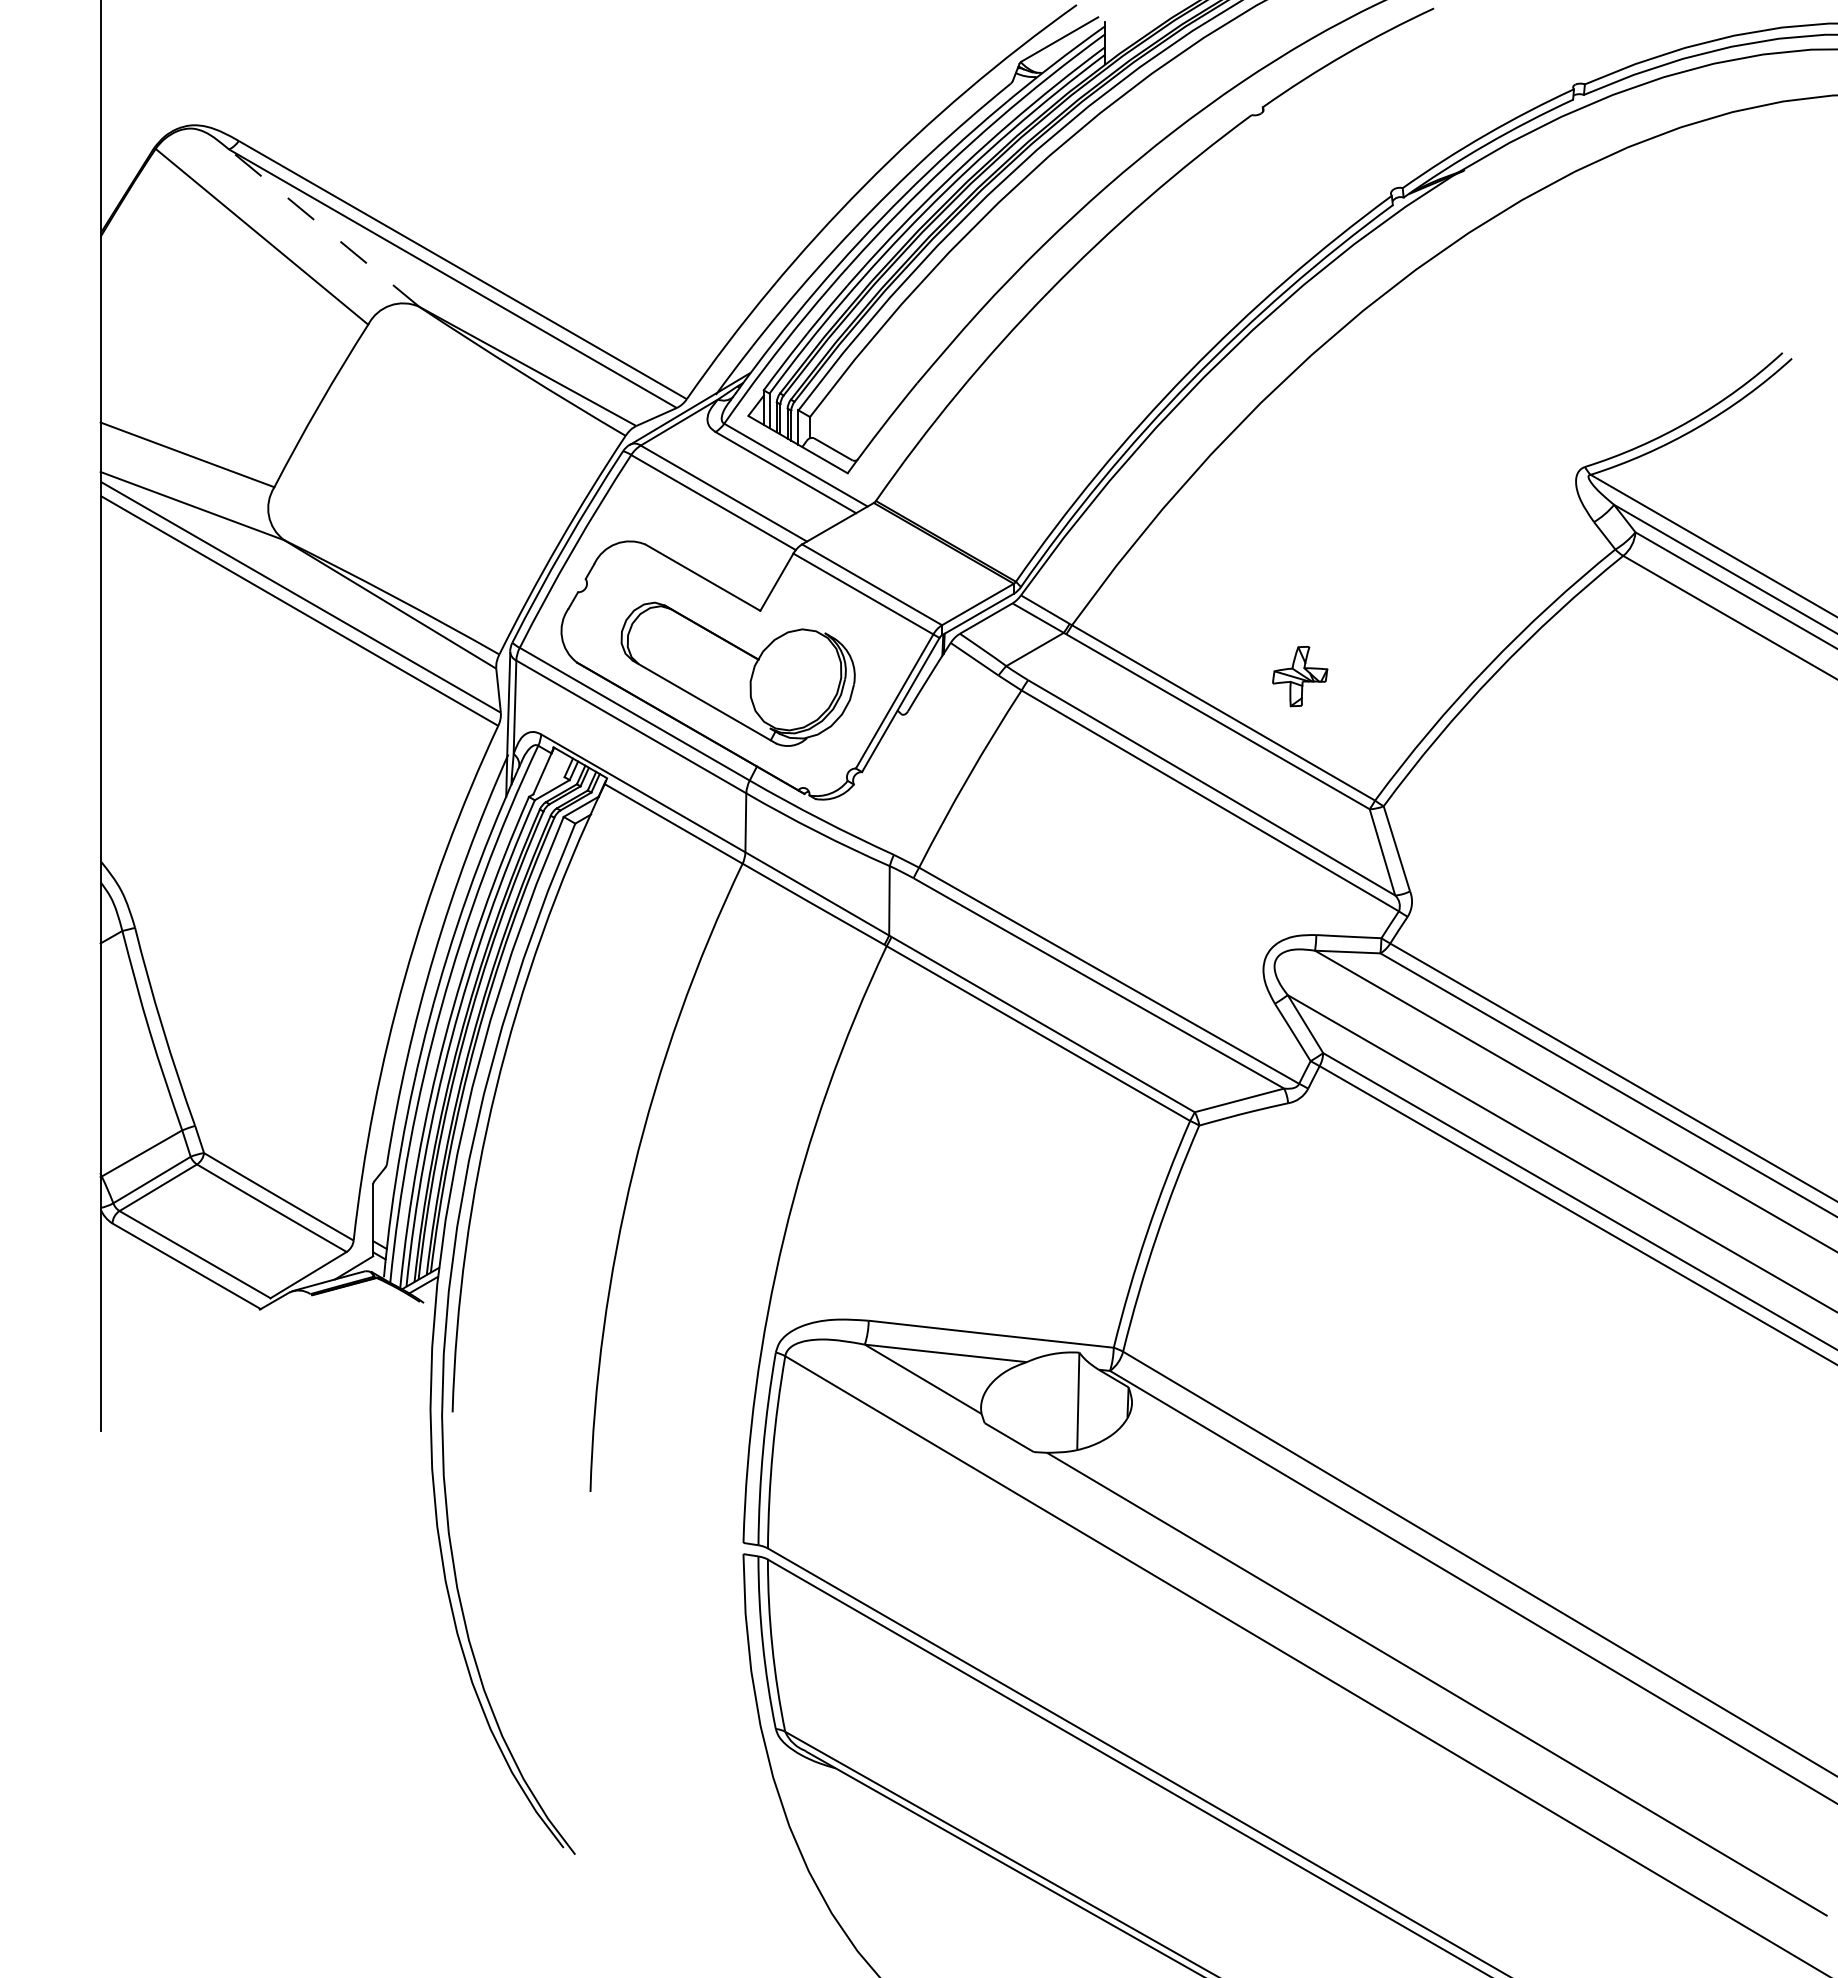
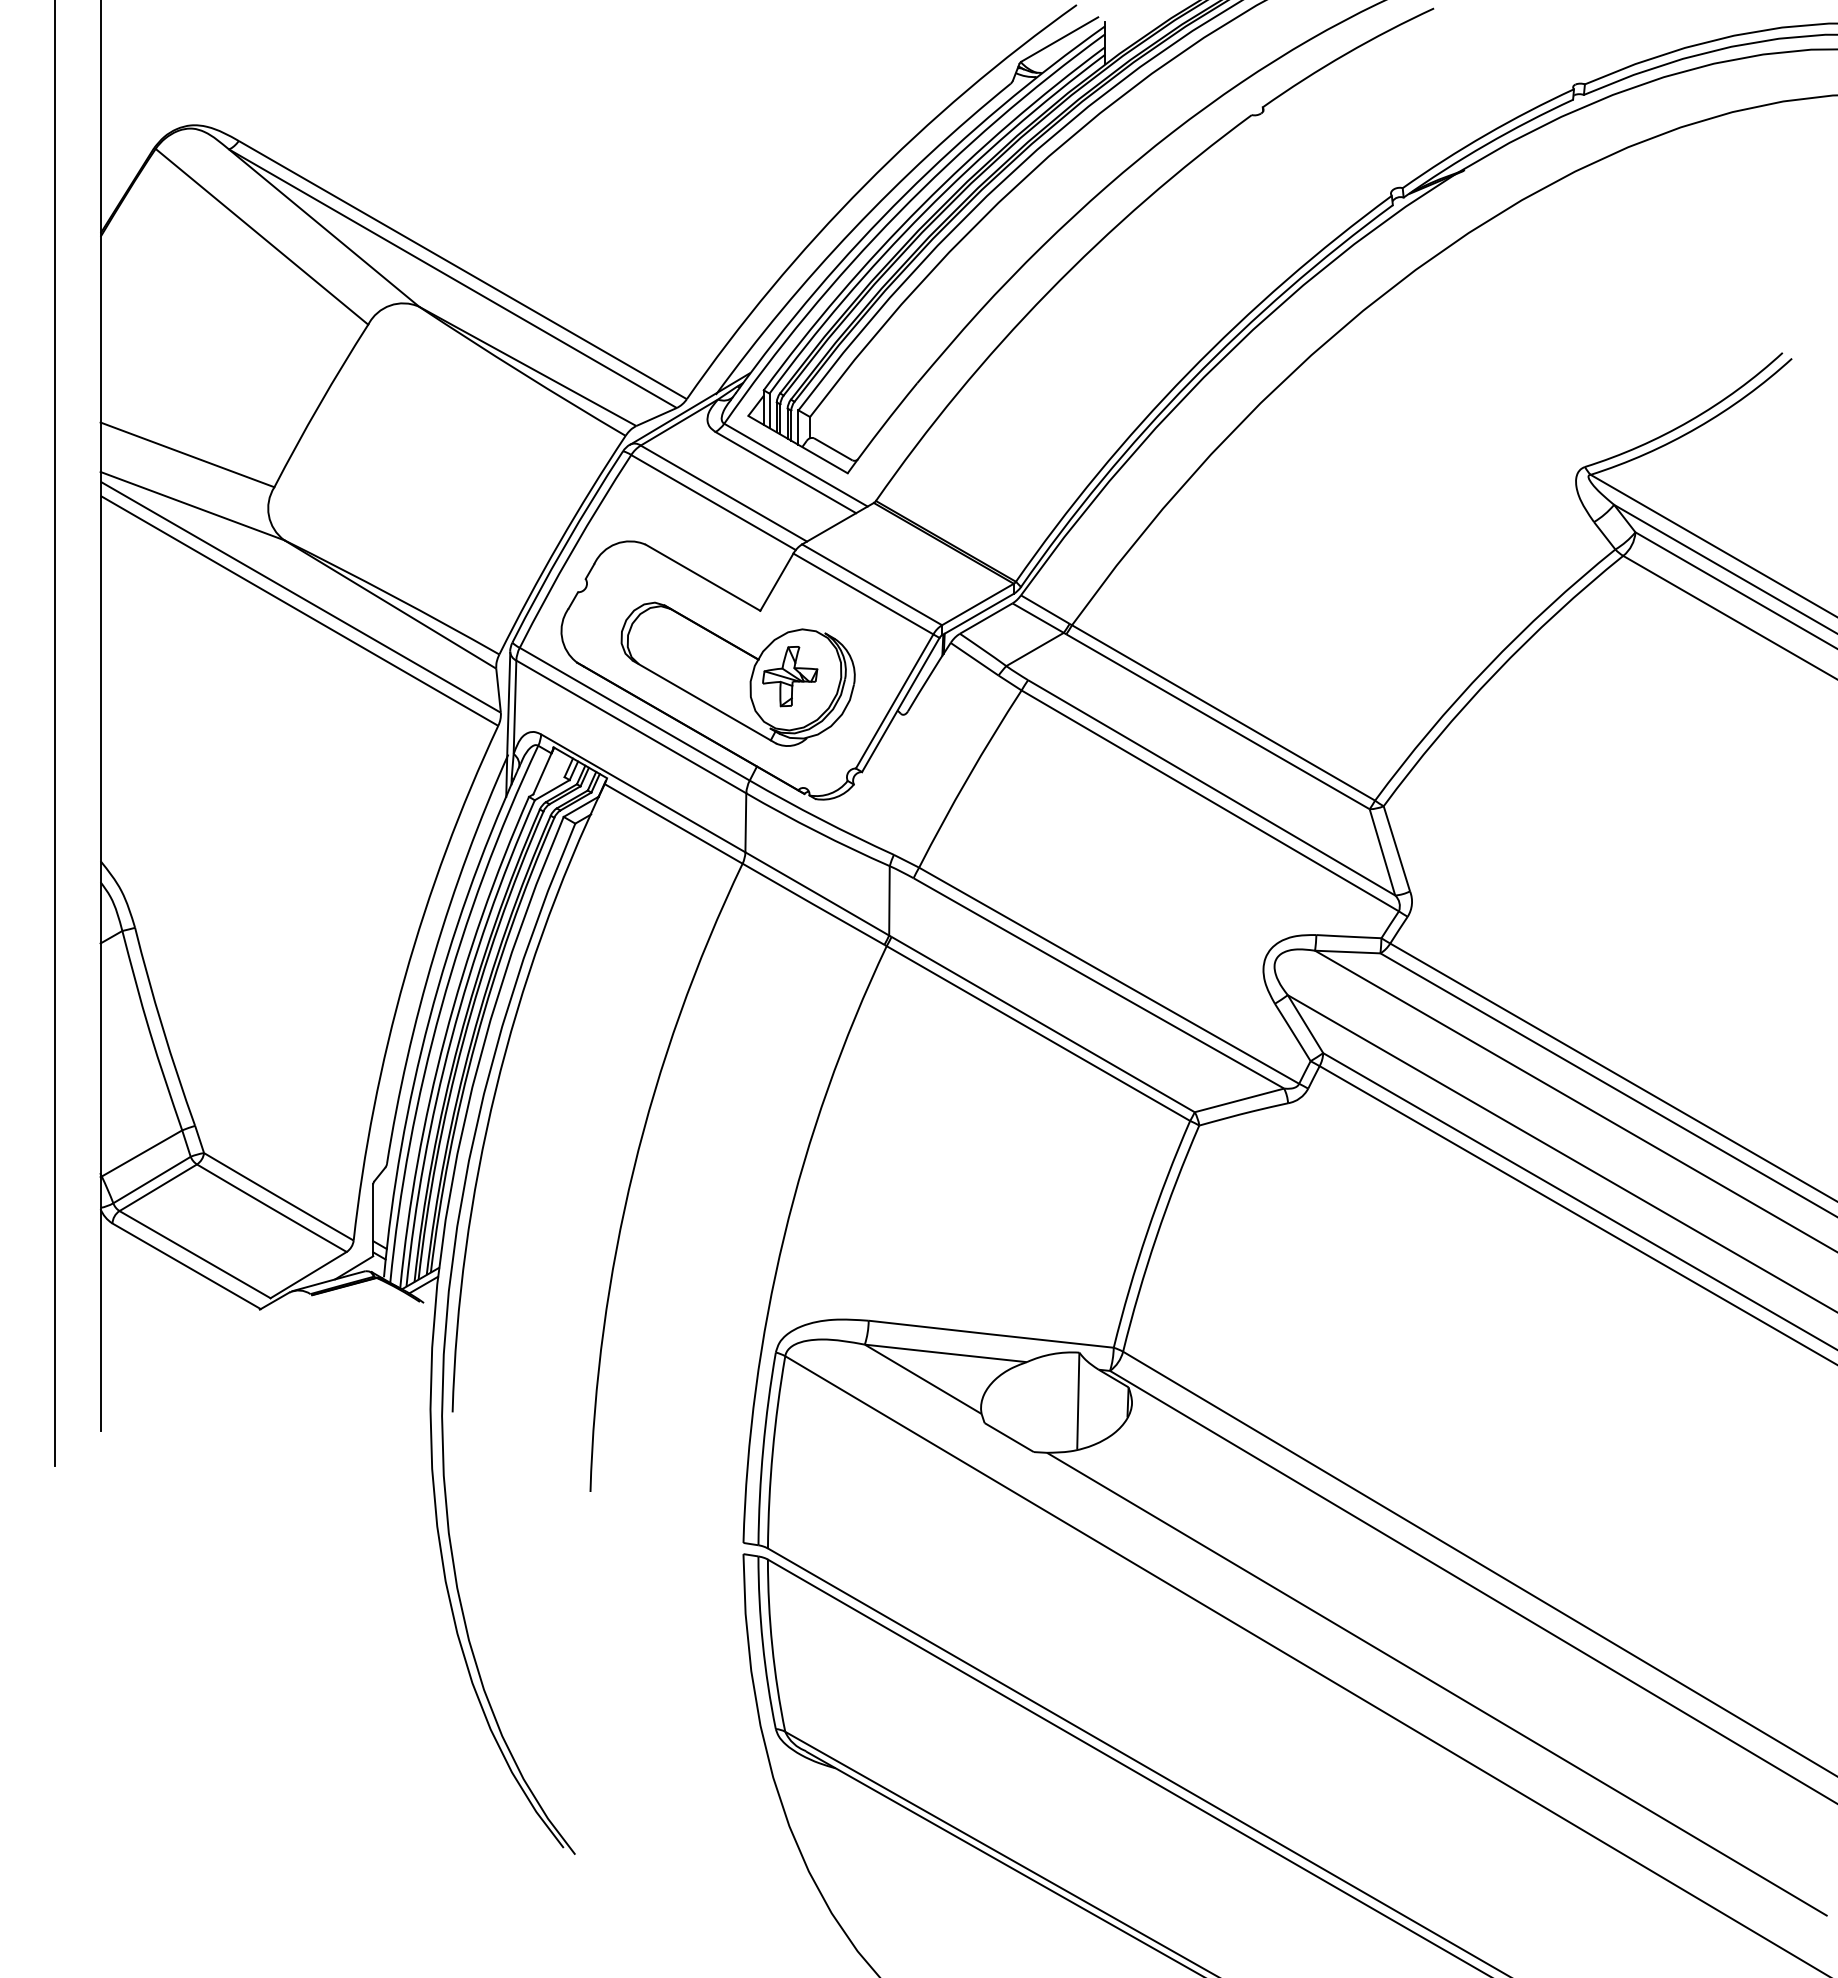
line: dashed -> solid (323, 227)
part position: (1300, 676) -> (790, 676) (790, 676)
line: none -> present (55, 734)
